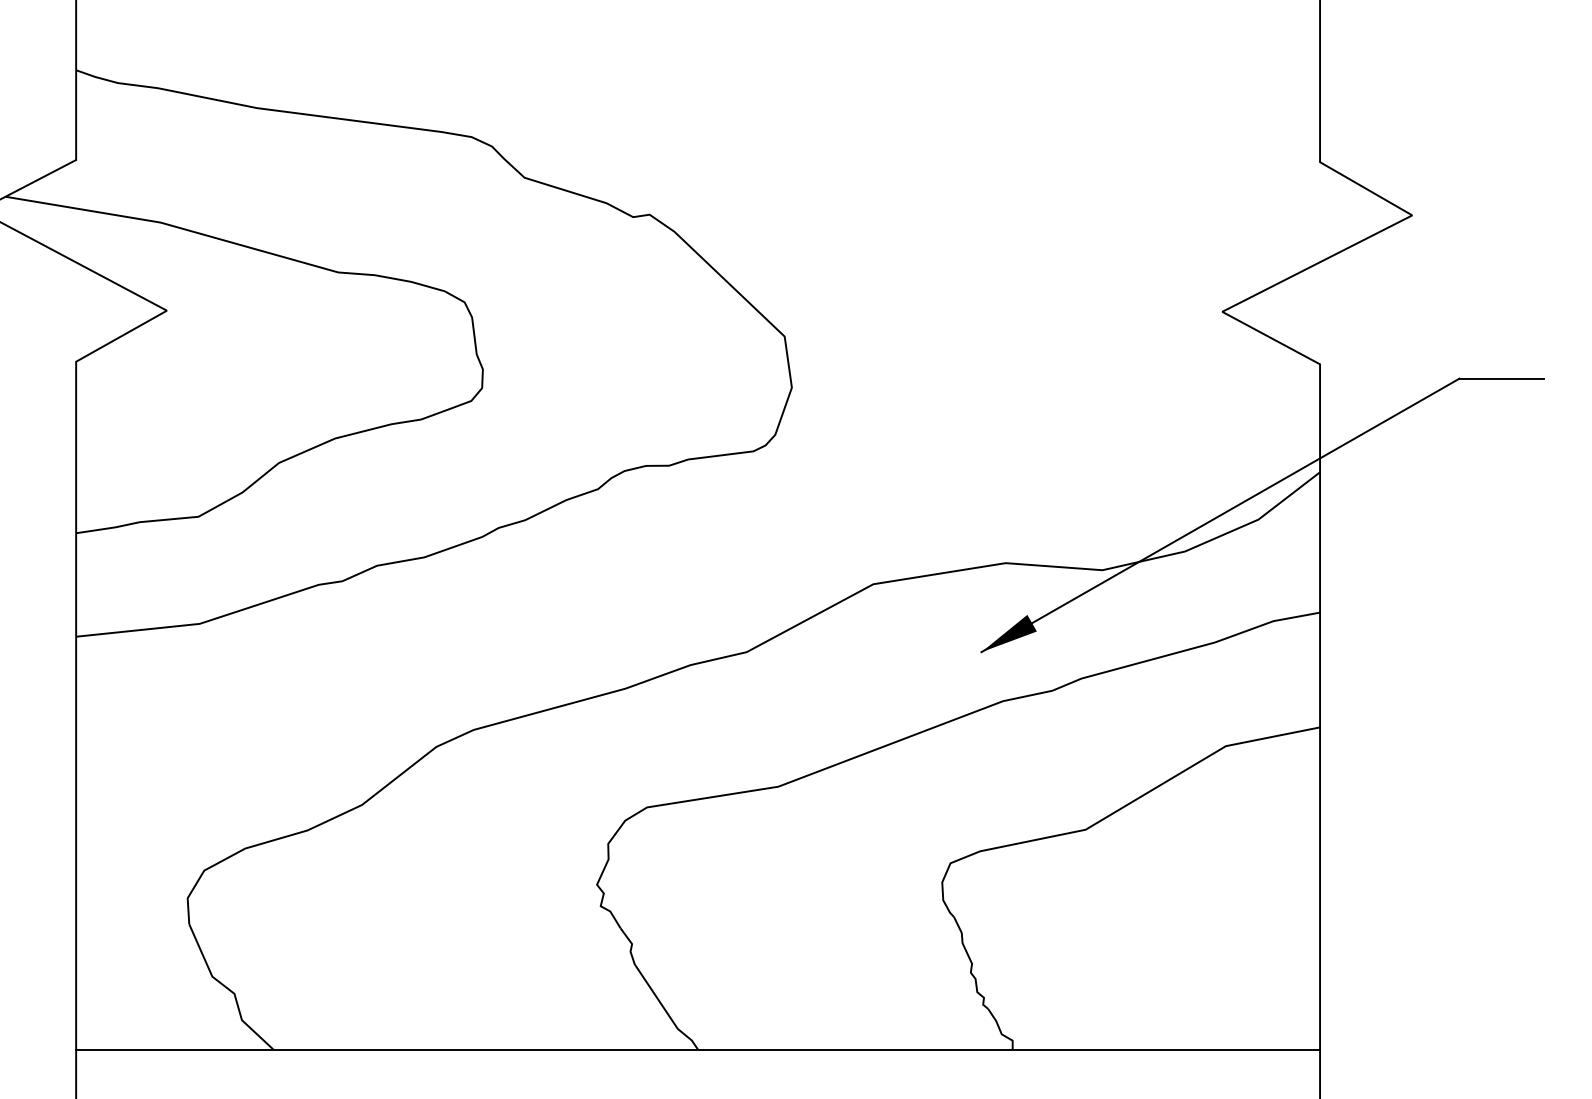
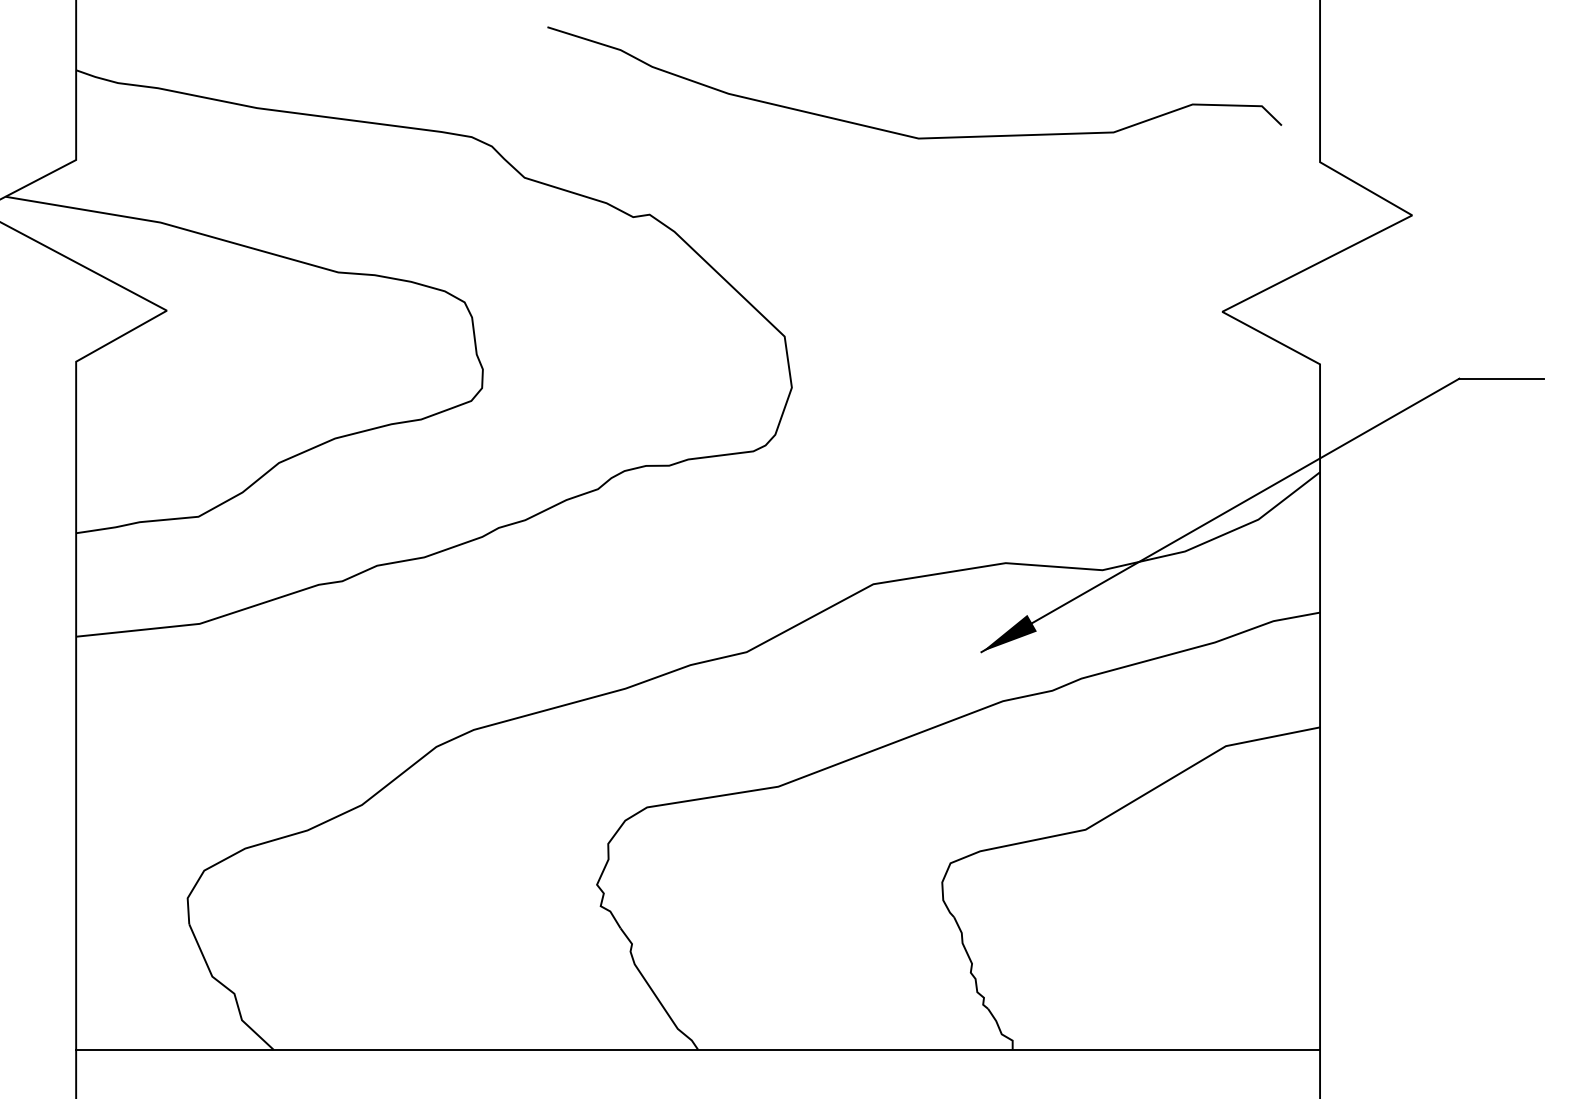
curve: none -> present (902, 133)
